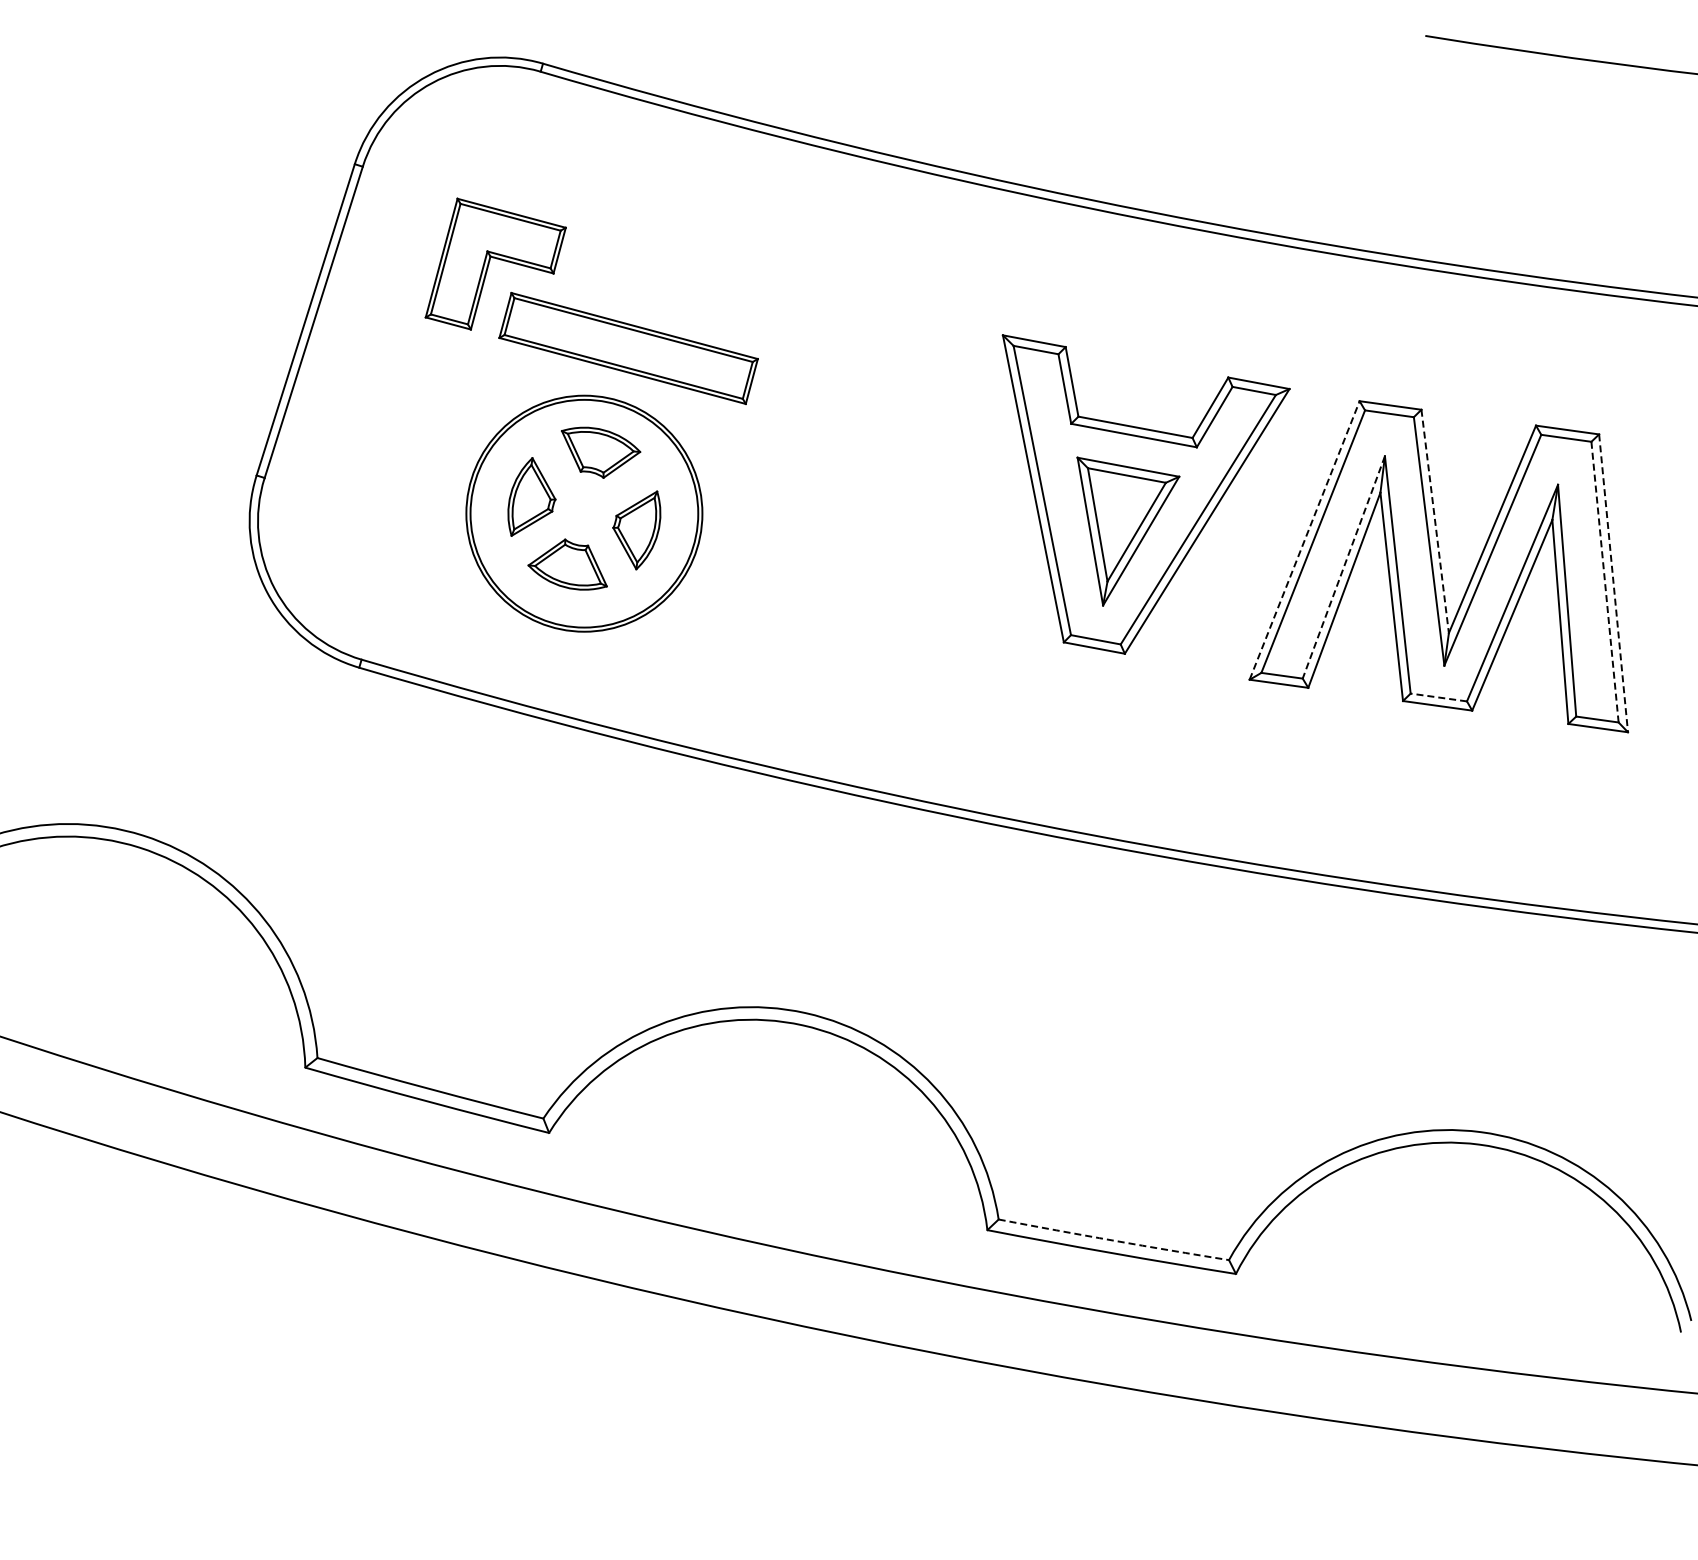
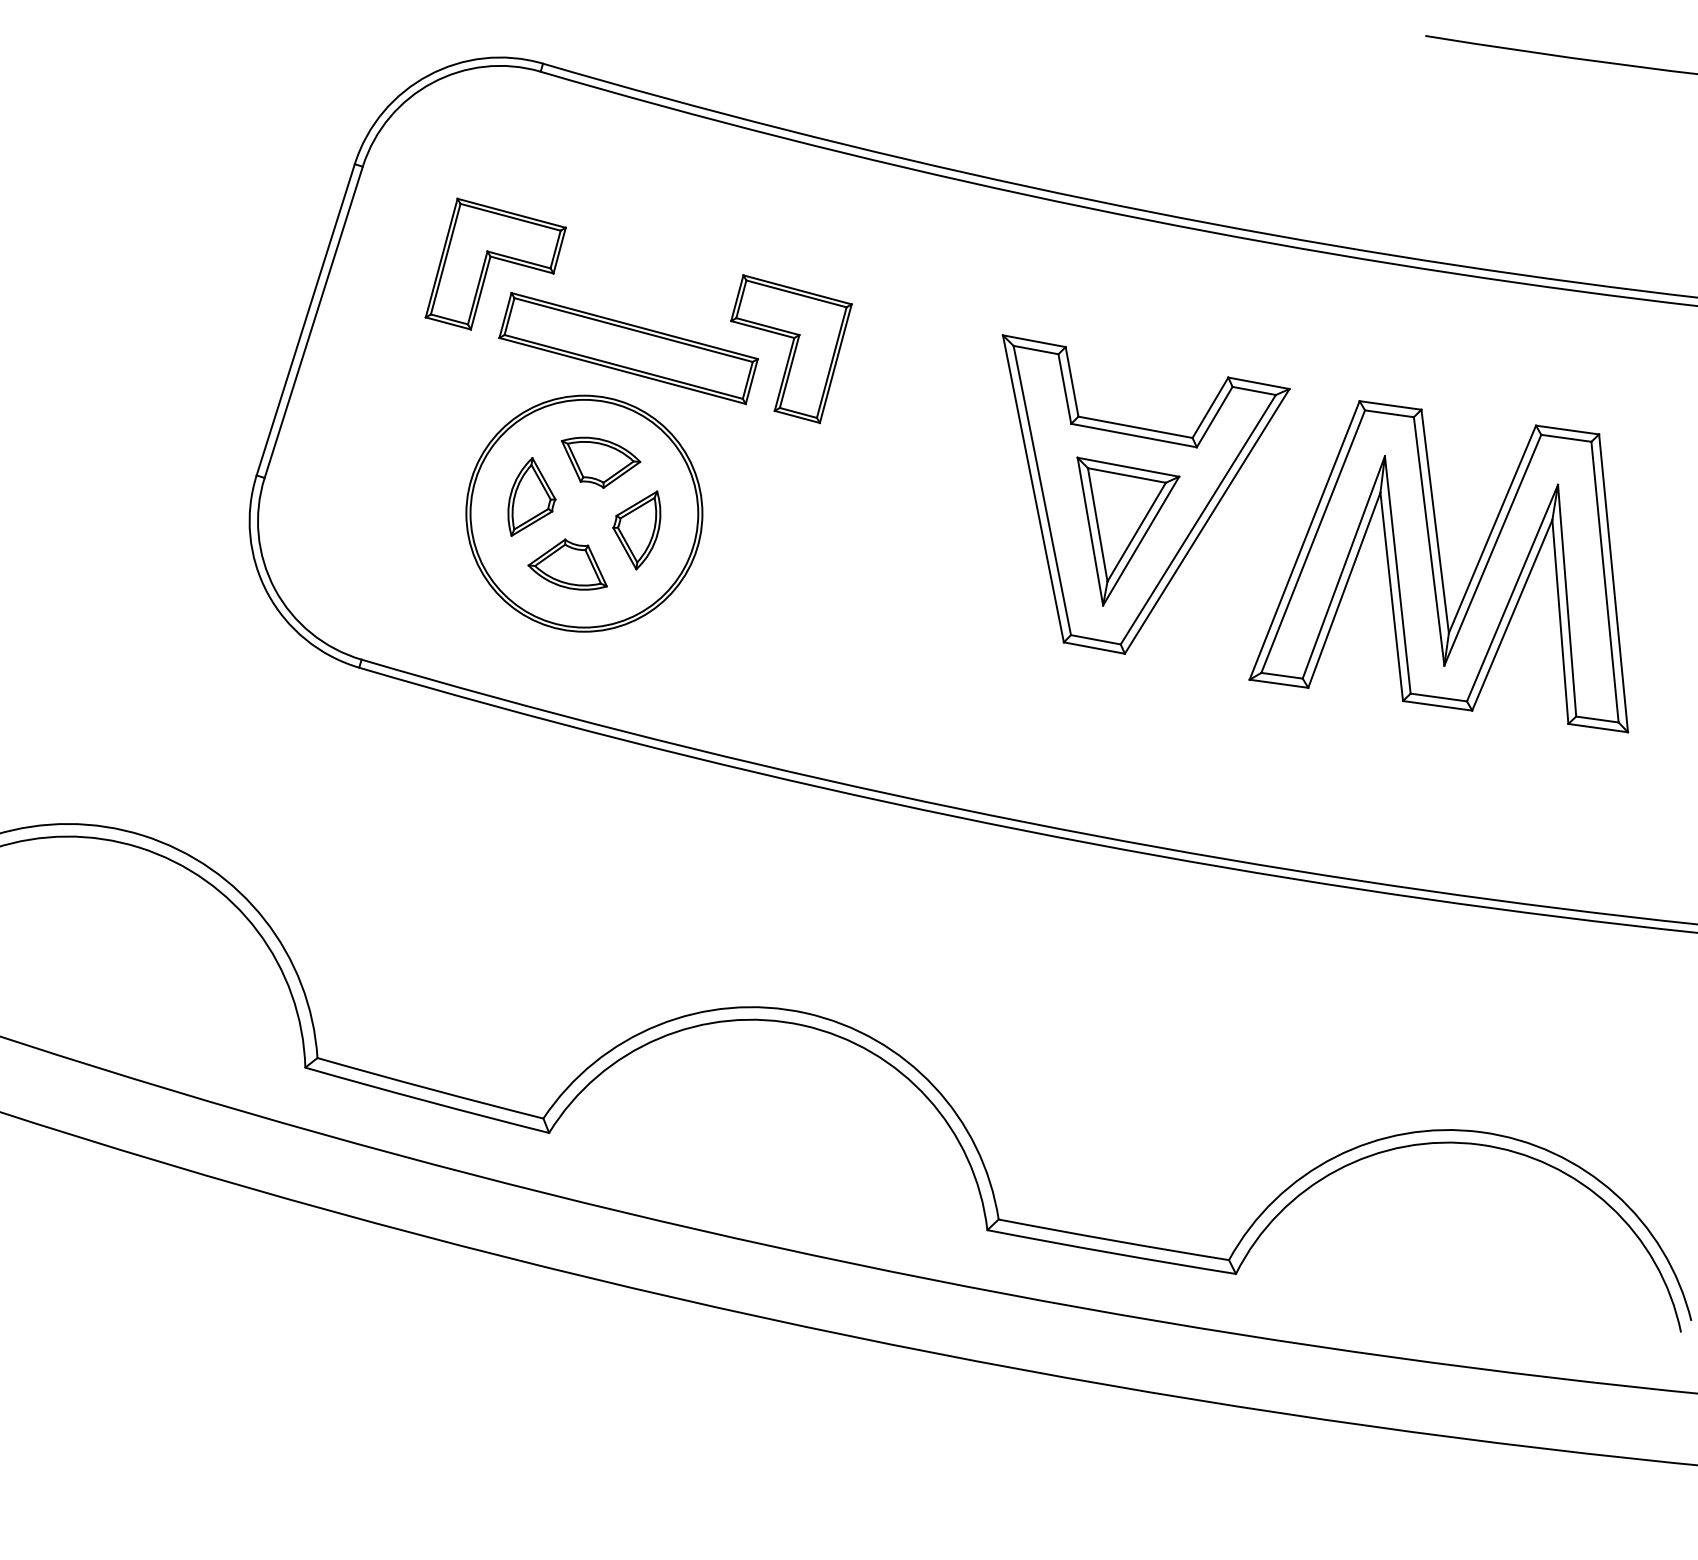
part: none -> present (791, 349)
part position: (600, 452) -> (600, 462) (600, 462)
line: dashed -> solid (1435, 521)
line: dashed -> solid (1304, 540)
line: dashed -> solid (1343, 567)
line: dashed -> solid (1605, 582)
line: dashed -> solid (1613, 583)
line: dashed -> solid (1438, 697)
arc: dashed -> solid (1113, 1240)
